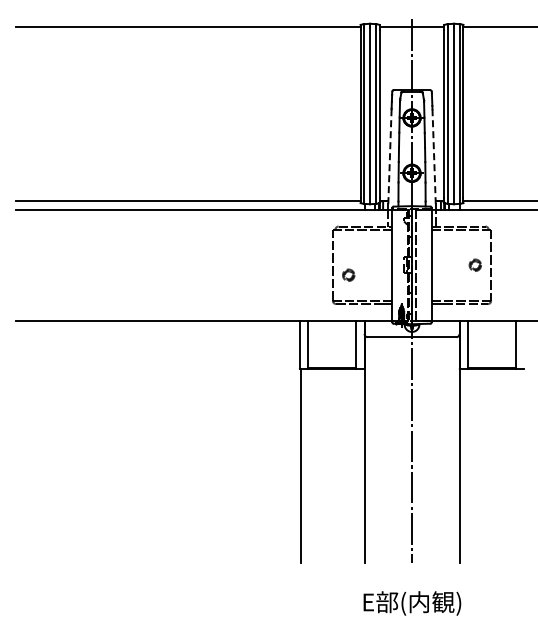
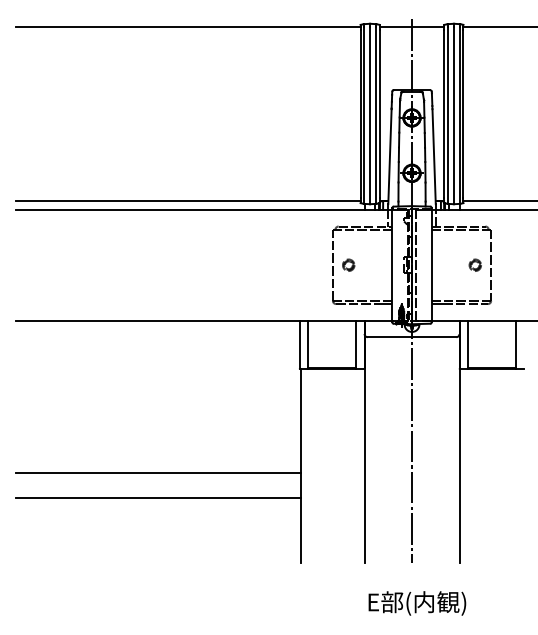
line: dashed -> solid (389, 156)
line: dashed -> solid (434, 156)
part position: (348, 274) -> (348, 264) (348, 264)
line: none -> present (158, 472)
line: none -> present (158, 497)
text position: (412, 603) -> (417, 603) (417, 603)
